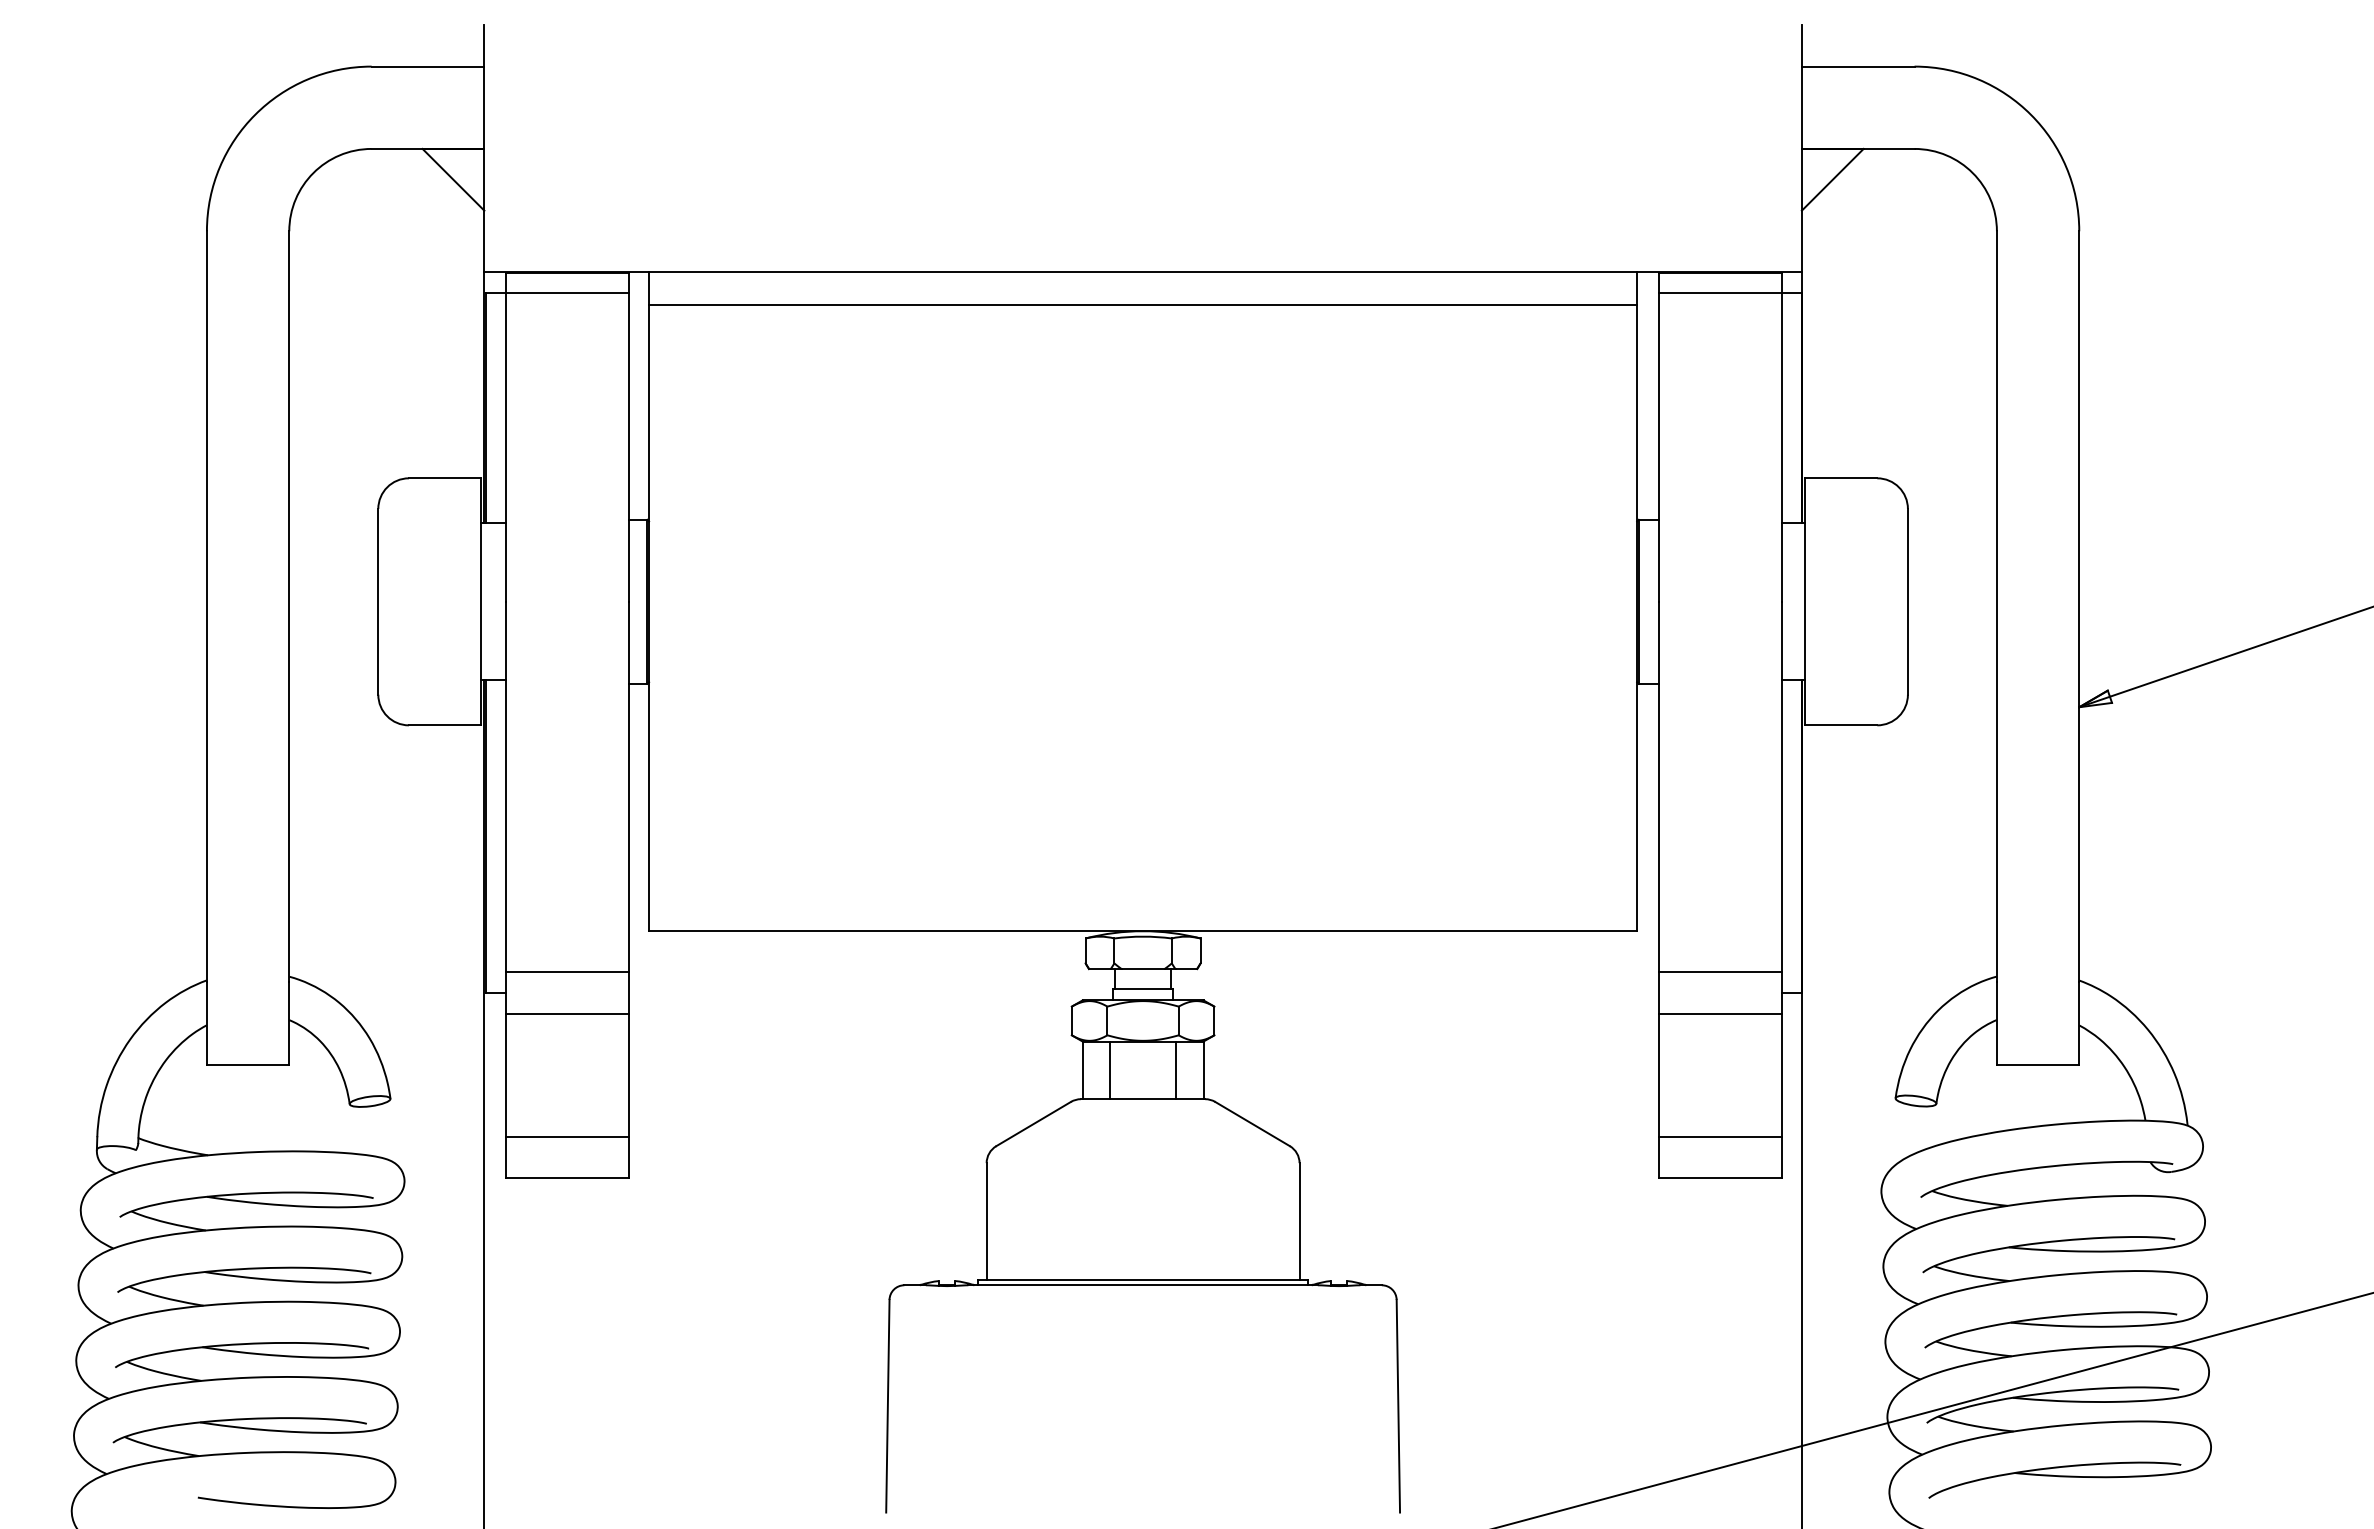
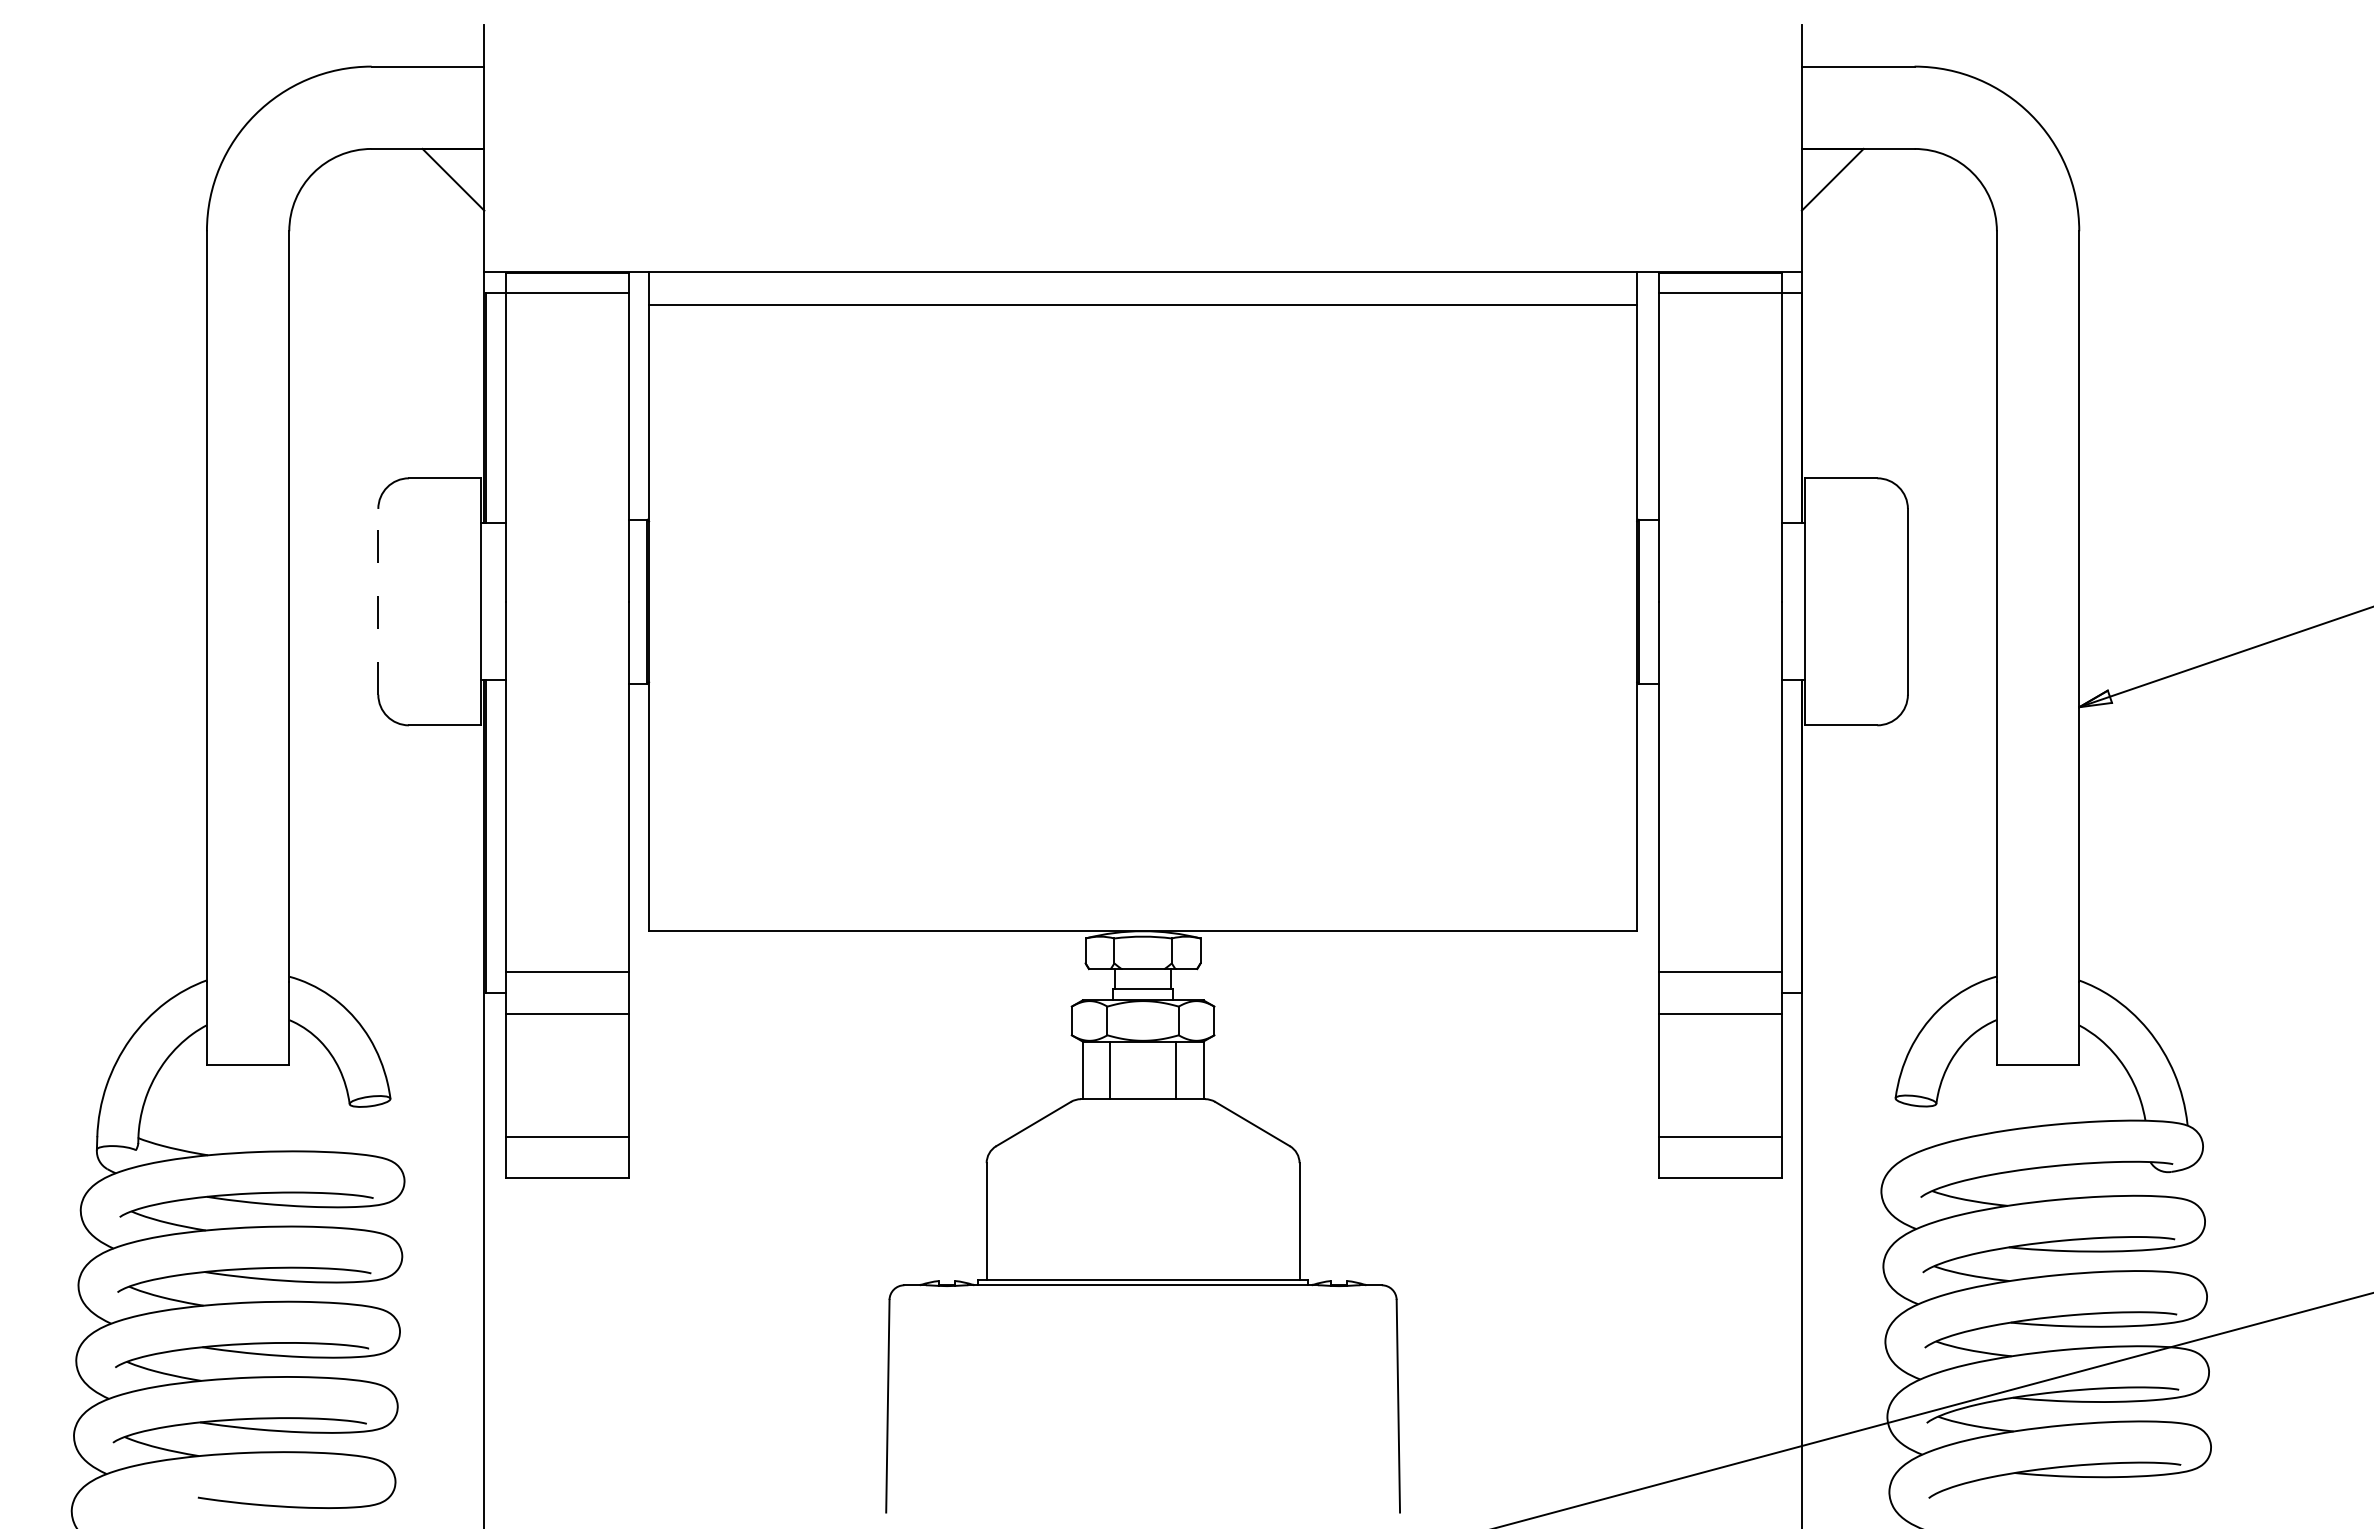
line: solid -> dashed (378, 601)
